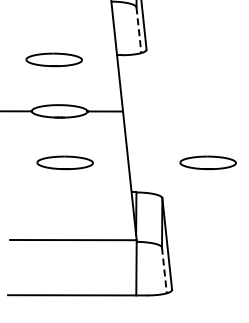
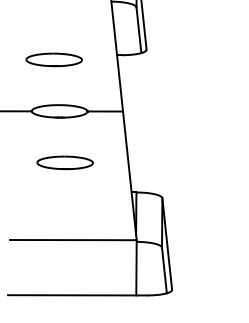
line: dashed -> solid (138, 30)
part: present -> none (207, 162)
line: dashed -> solid (164, 270)
